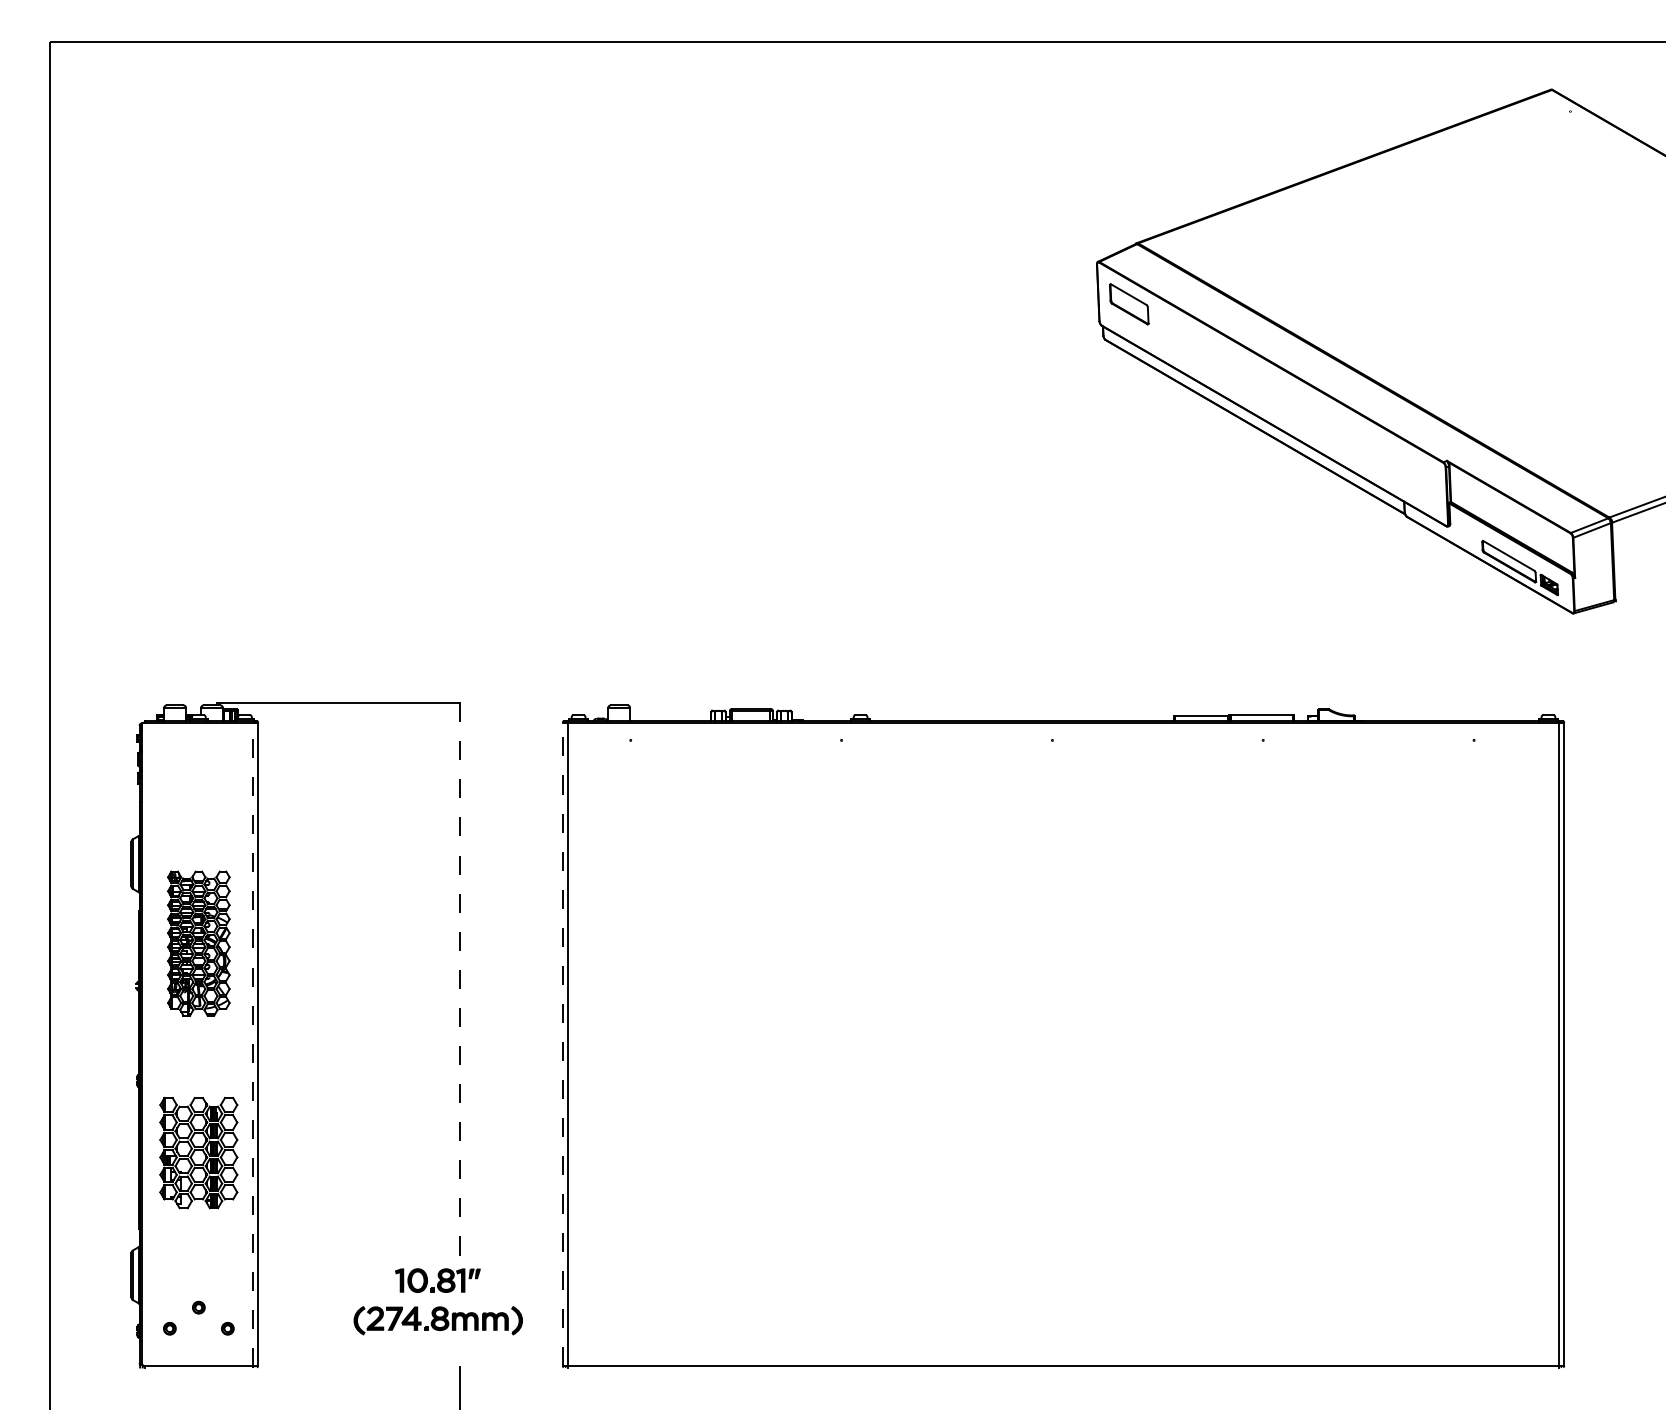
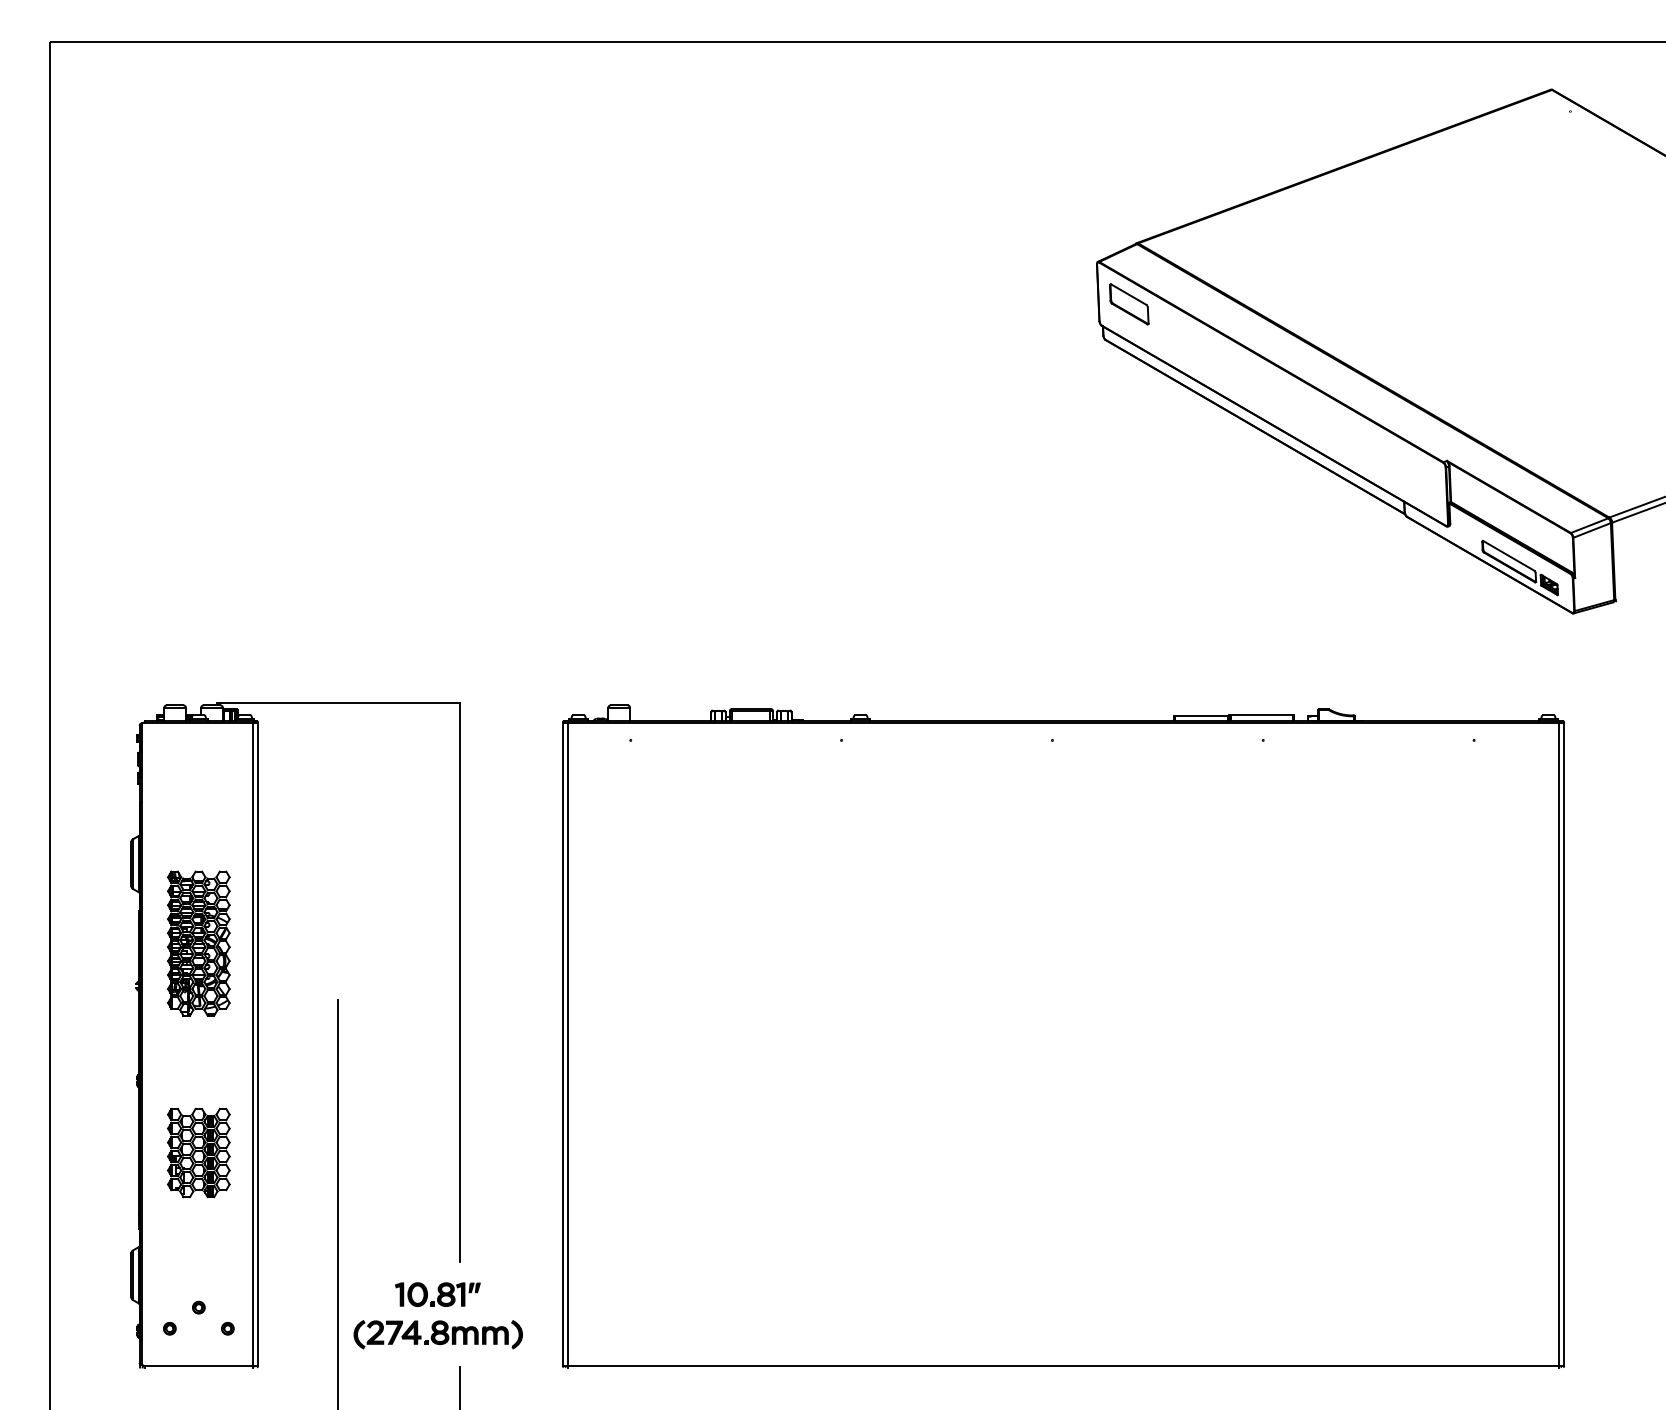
line: dashed -> solid (459, 983)
line: dashed -> solid (252, 1043)
line: dashed -> solid (562, 1044)
part size: 80x114 px -> 64x92 px (198, 1152)
line: none -> present (338, 1203)
part position: (437, 1301) -> (437, 1315) (437, 1315)
